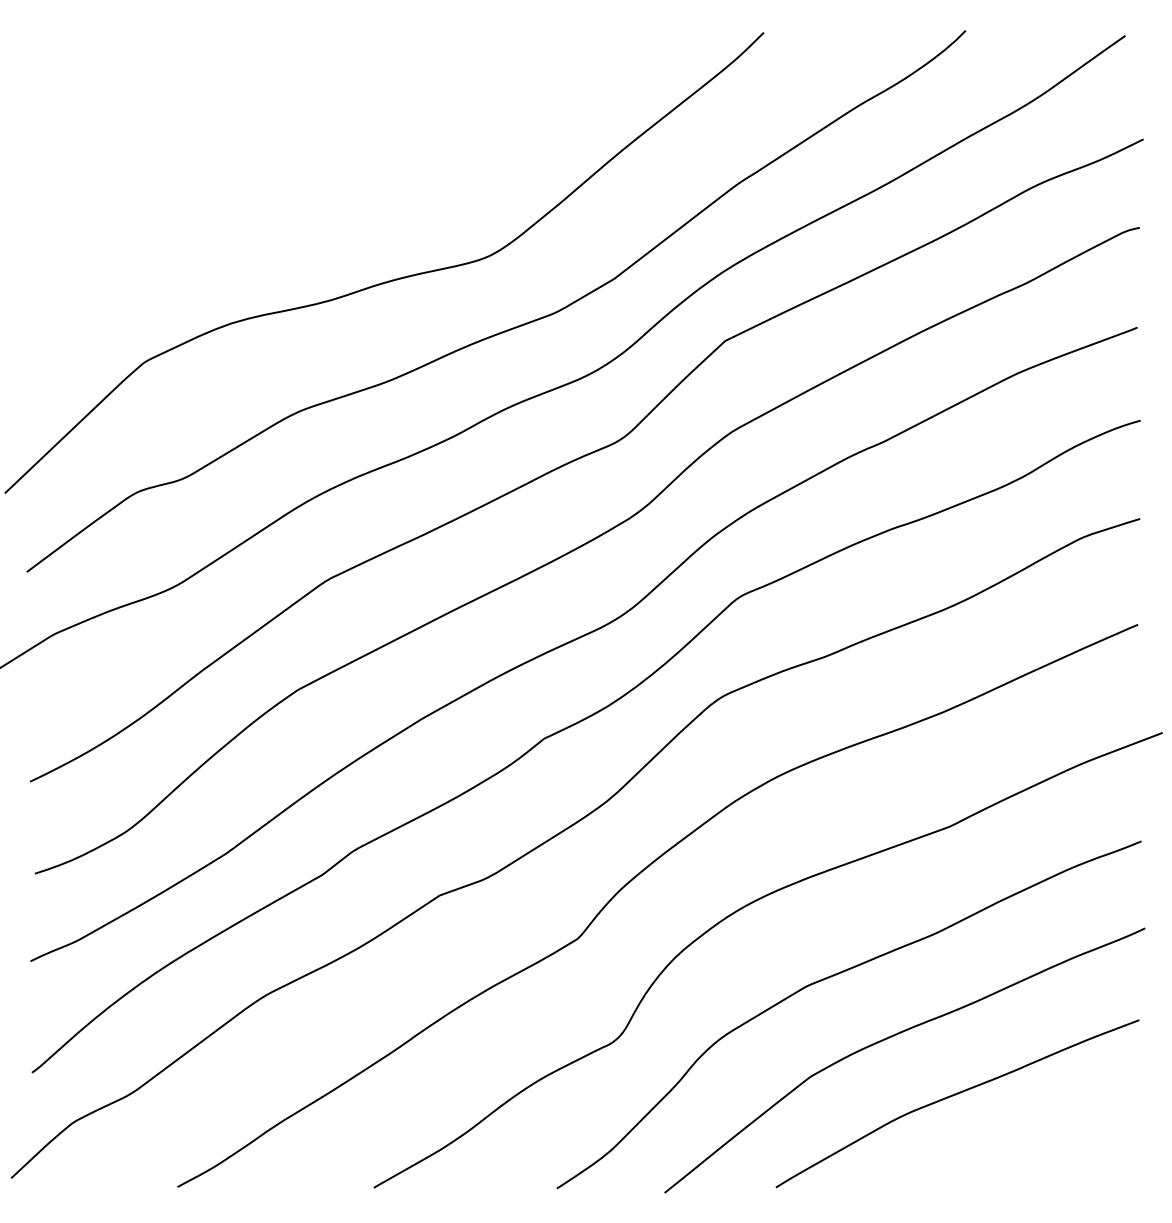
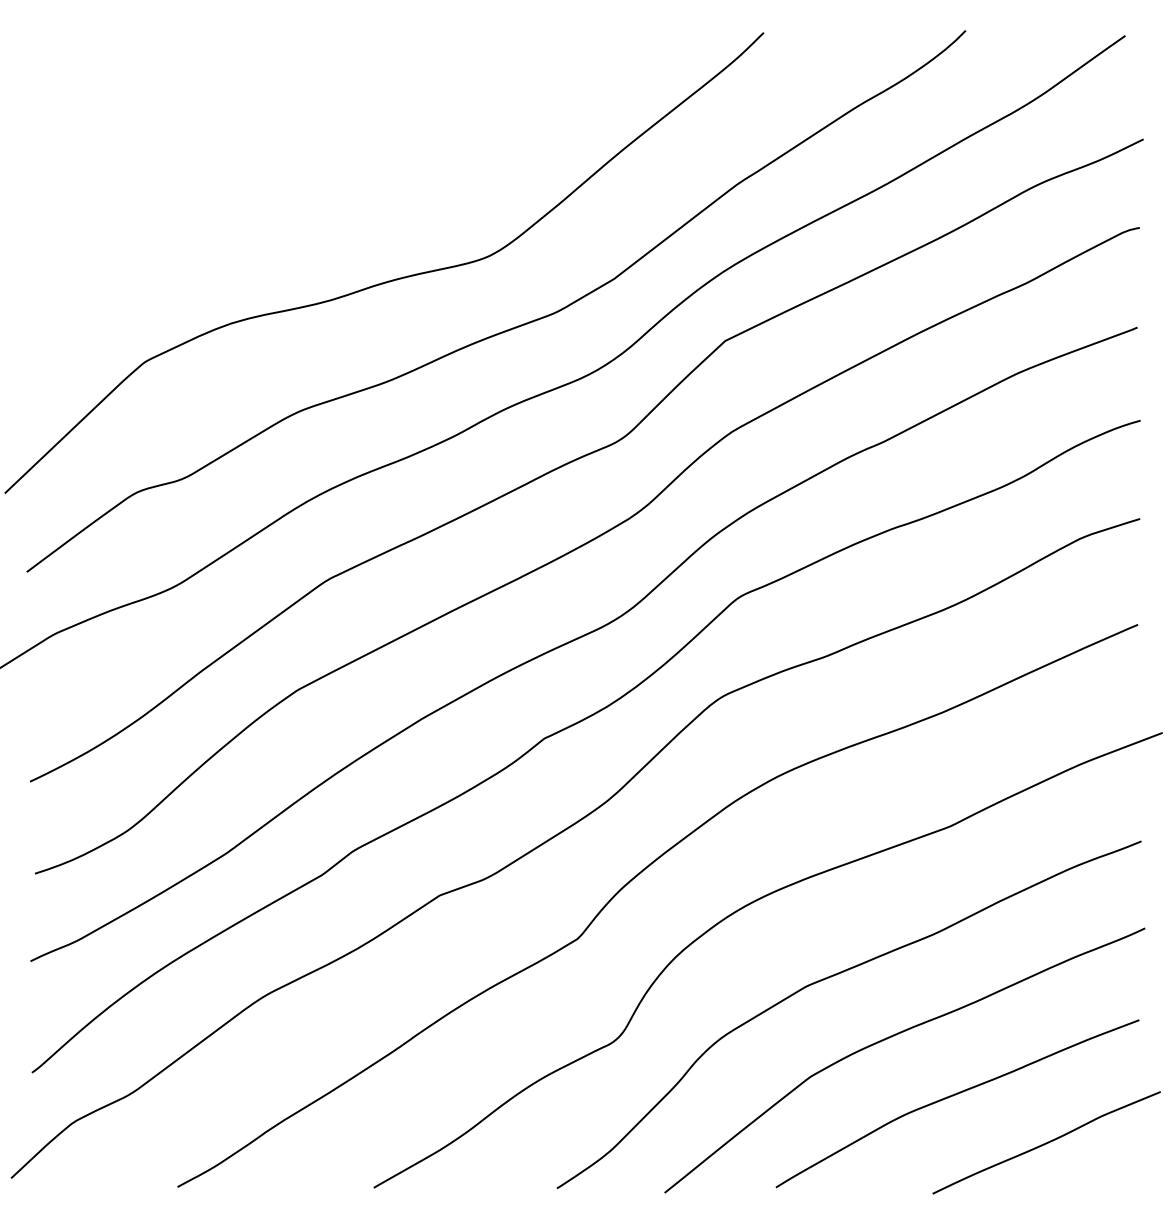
curve: none -> present (1046, 1142)
